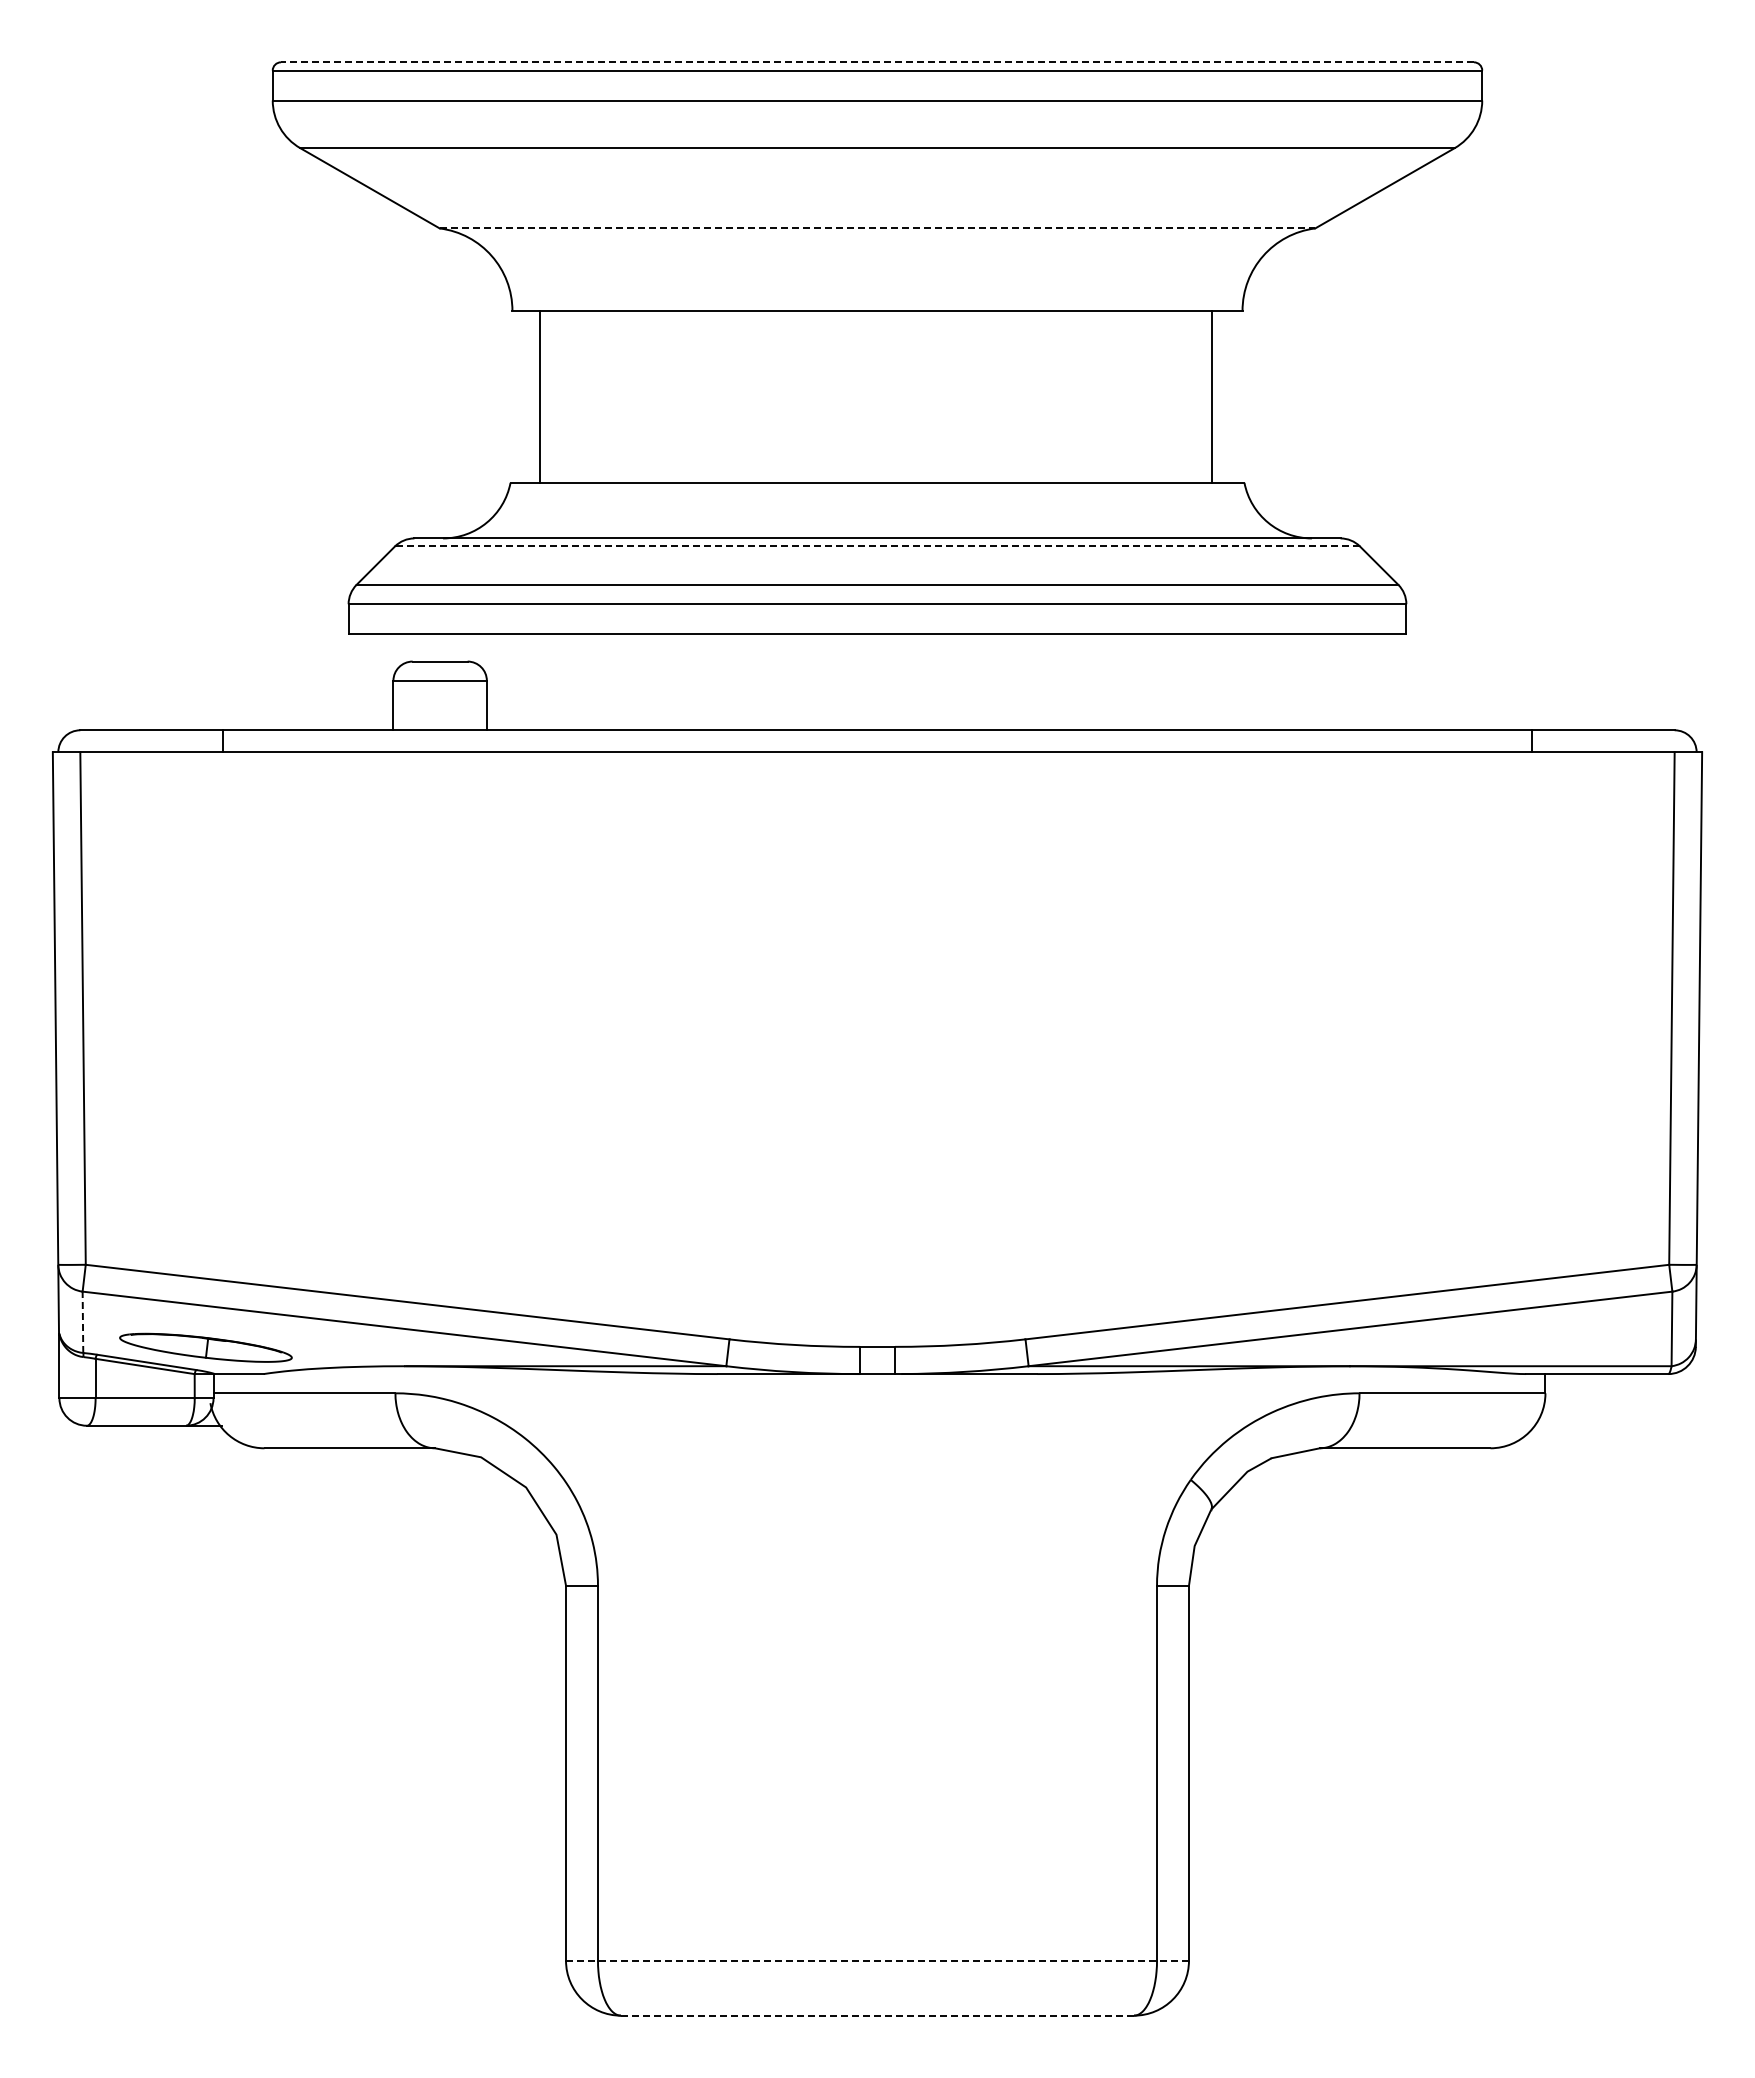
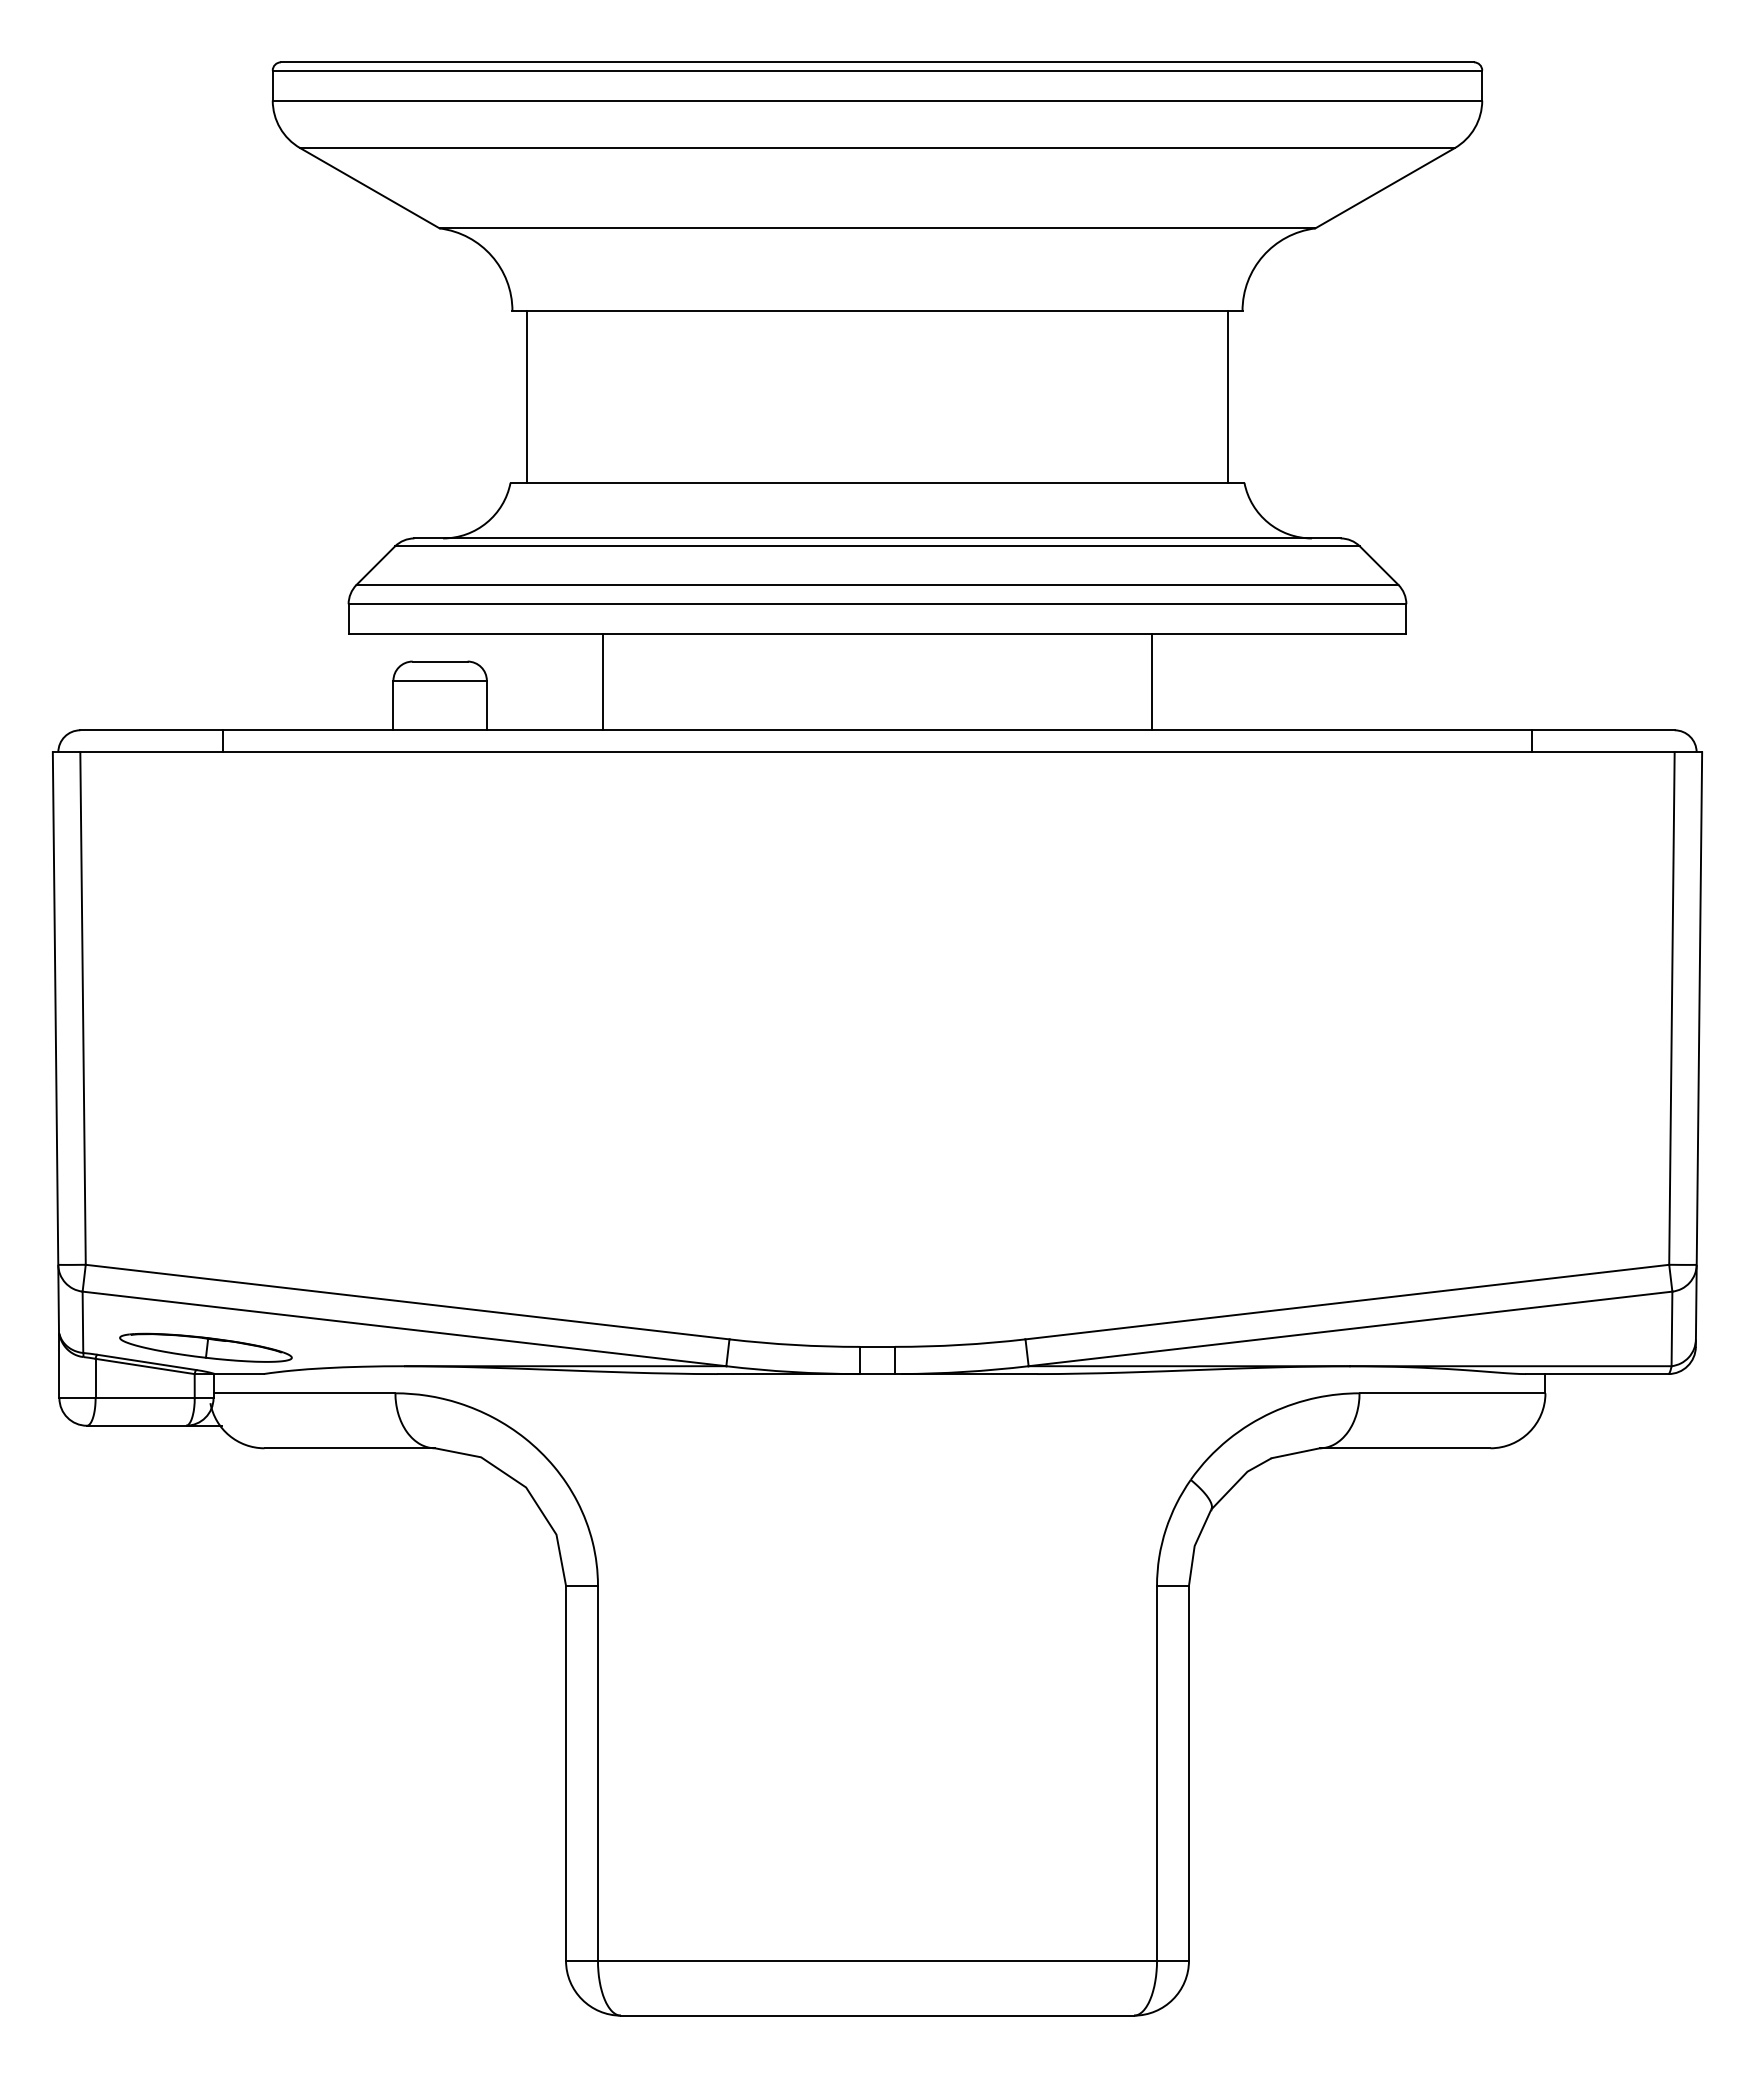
line: dashed -> solid (876, 62)
line: dashed -> solid (877, 228)
line position: (540, 396) -> (527, 396) (527, 396)
line position: (1211, 396) -> (1227, 396) (1227, 396)
line: dashed -> solid (877, 546)
line: none -> present (602, 682)
line: none -> present (1152, 682)
line: dashed -> solid (82, 1322)
line: dashed -> solid (878, 1960)
line: dashed -> solid (877, 2015)
